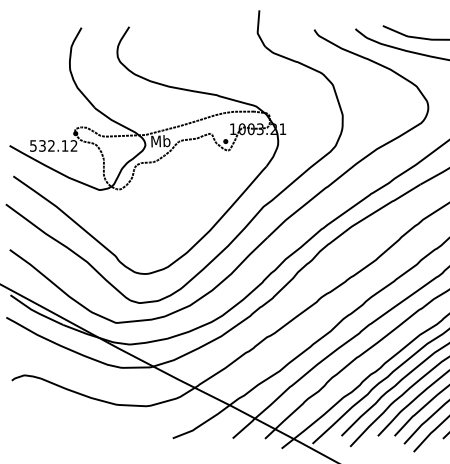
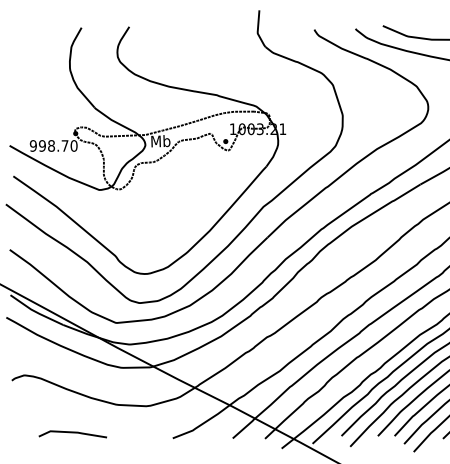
text: 532.12 -> 998.70 (53, 145)
curve: none -> present (72, 433)
